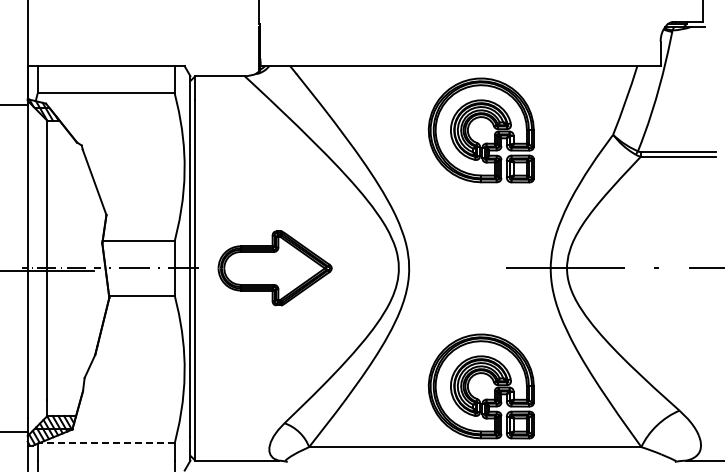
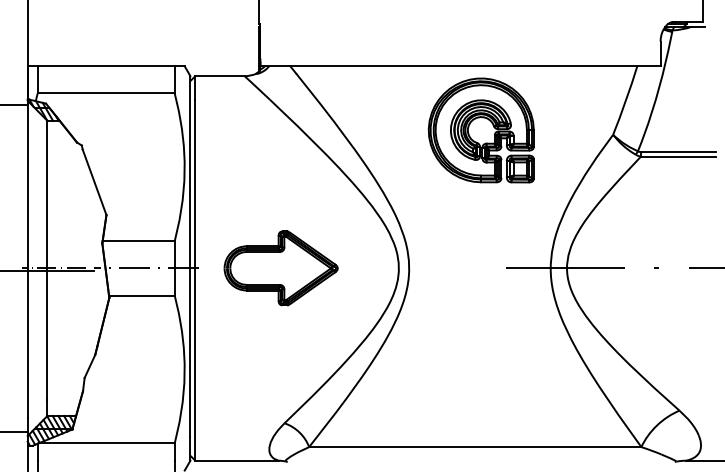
part position: (274, 268) -> (280, 268) (280, 268)
part: present -> none (480, 386)
line: dashed -> solid (106, 443)
